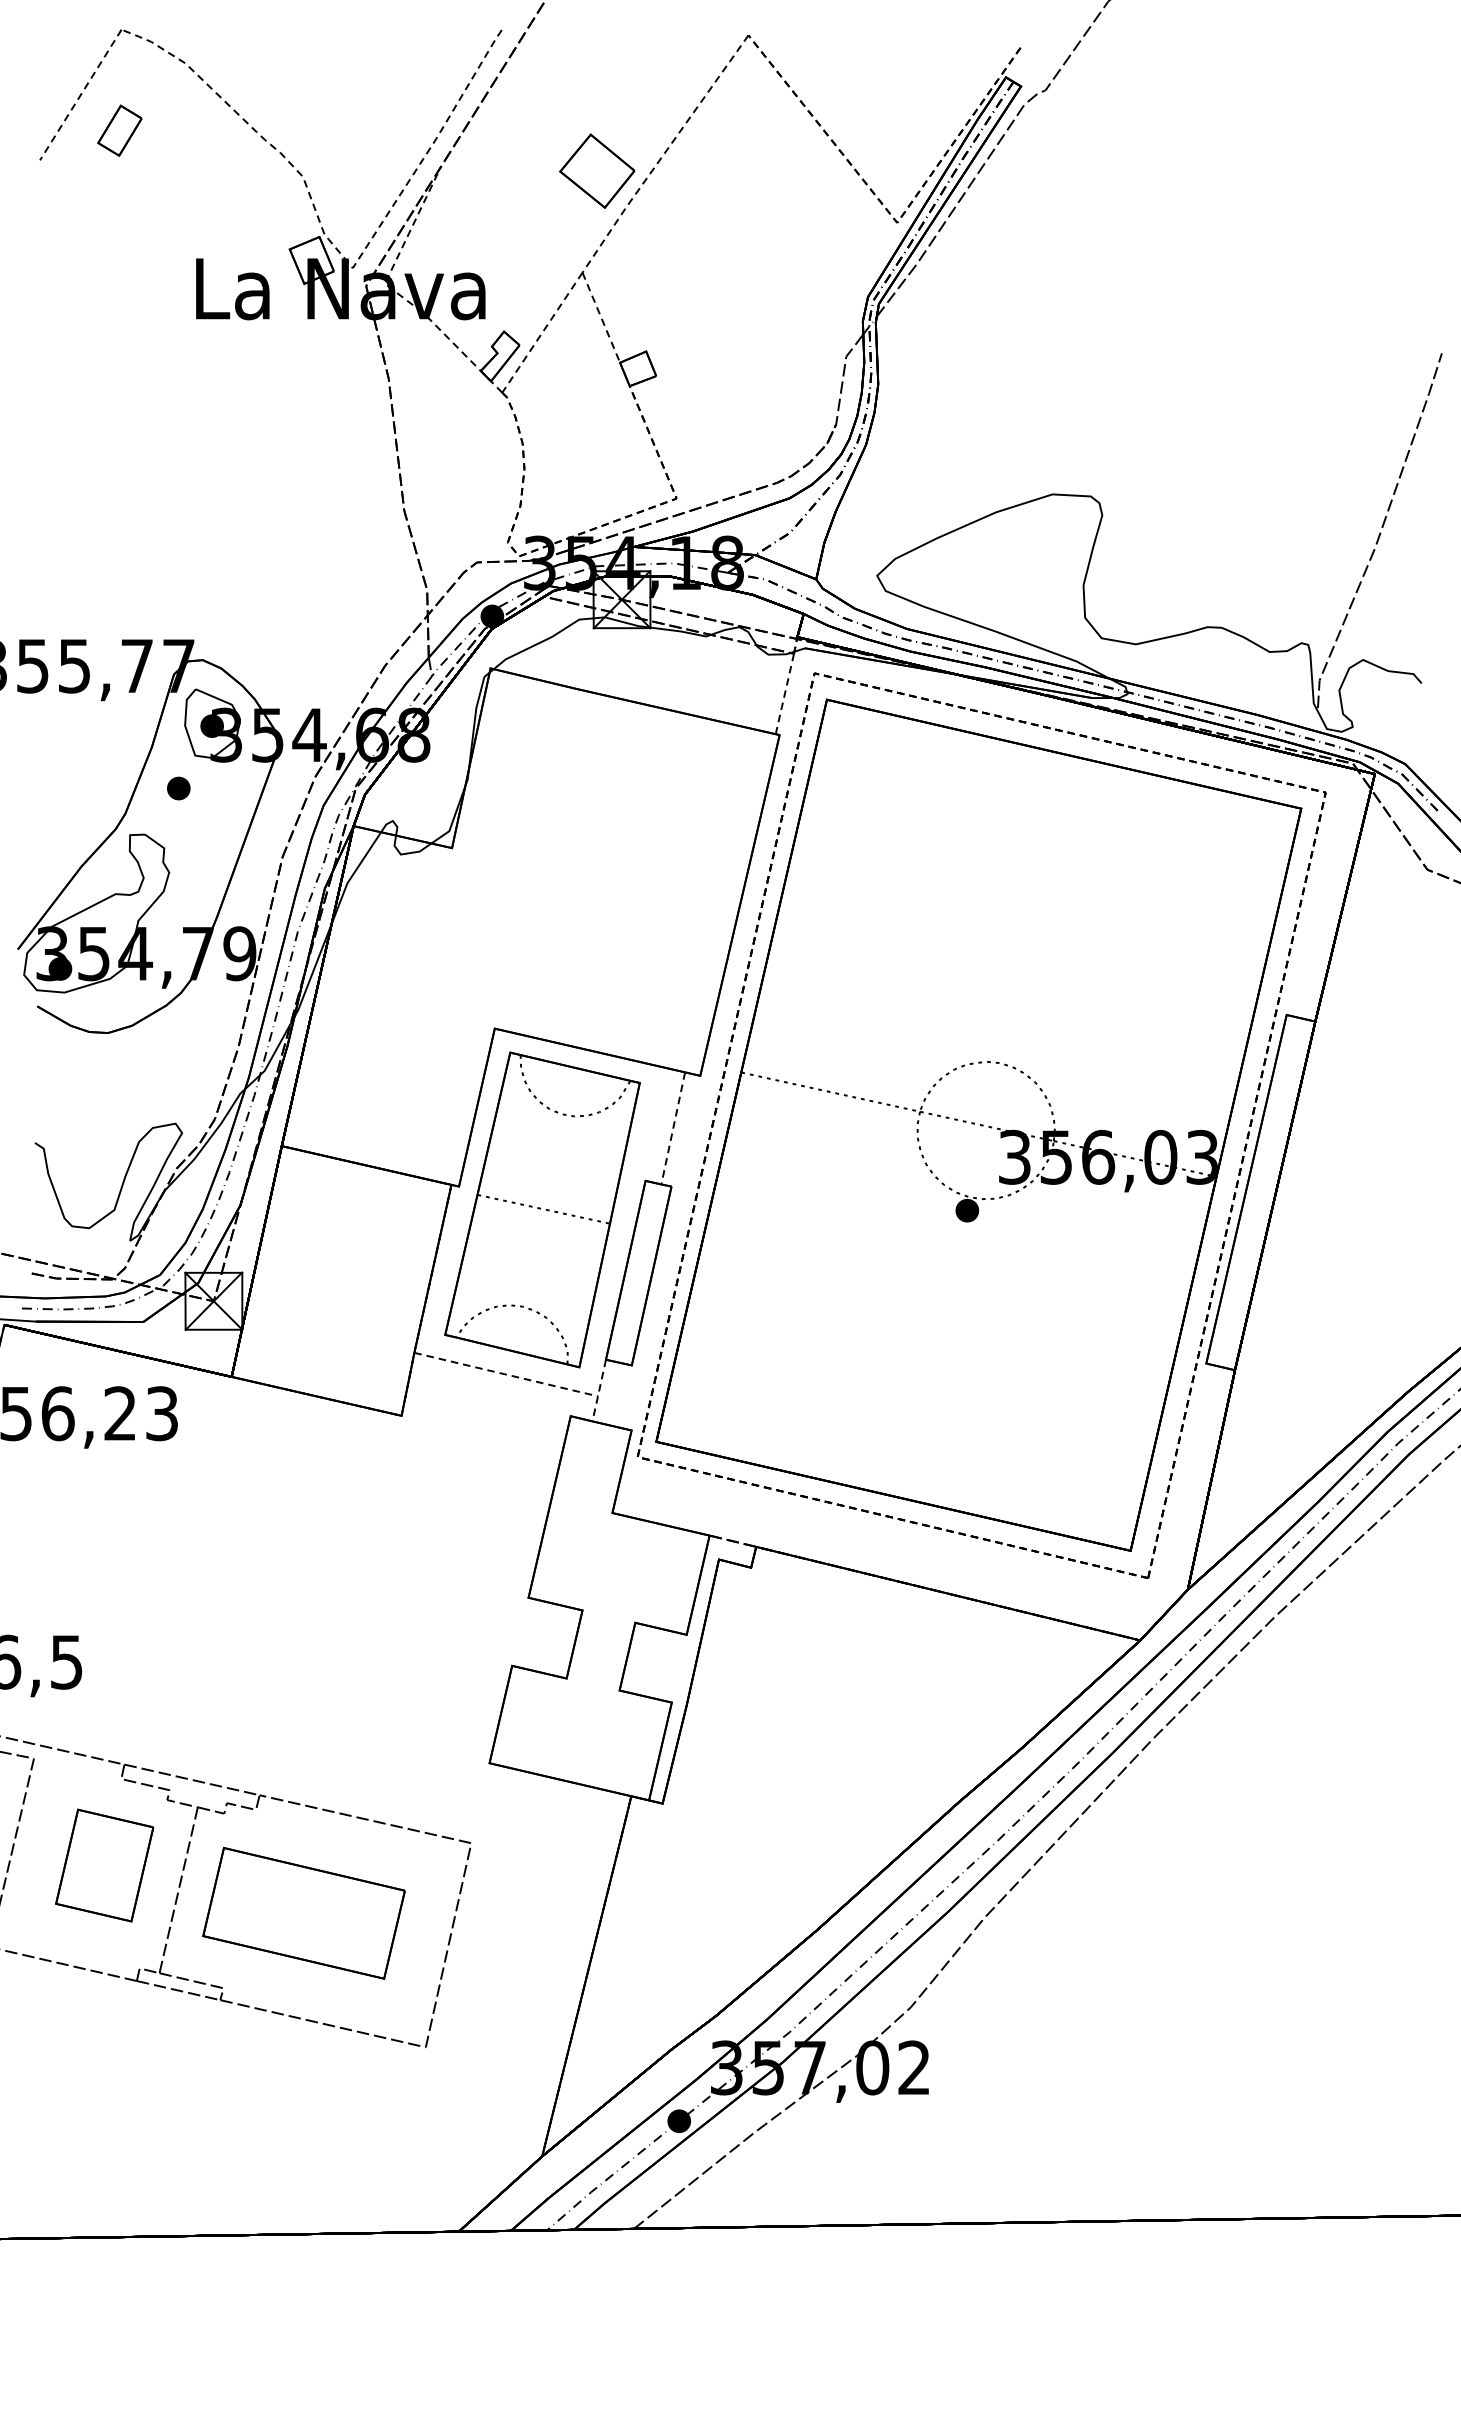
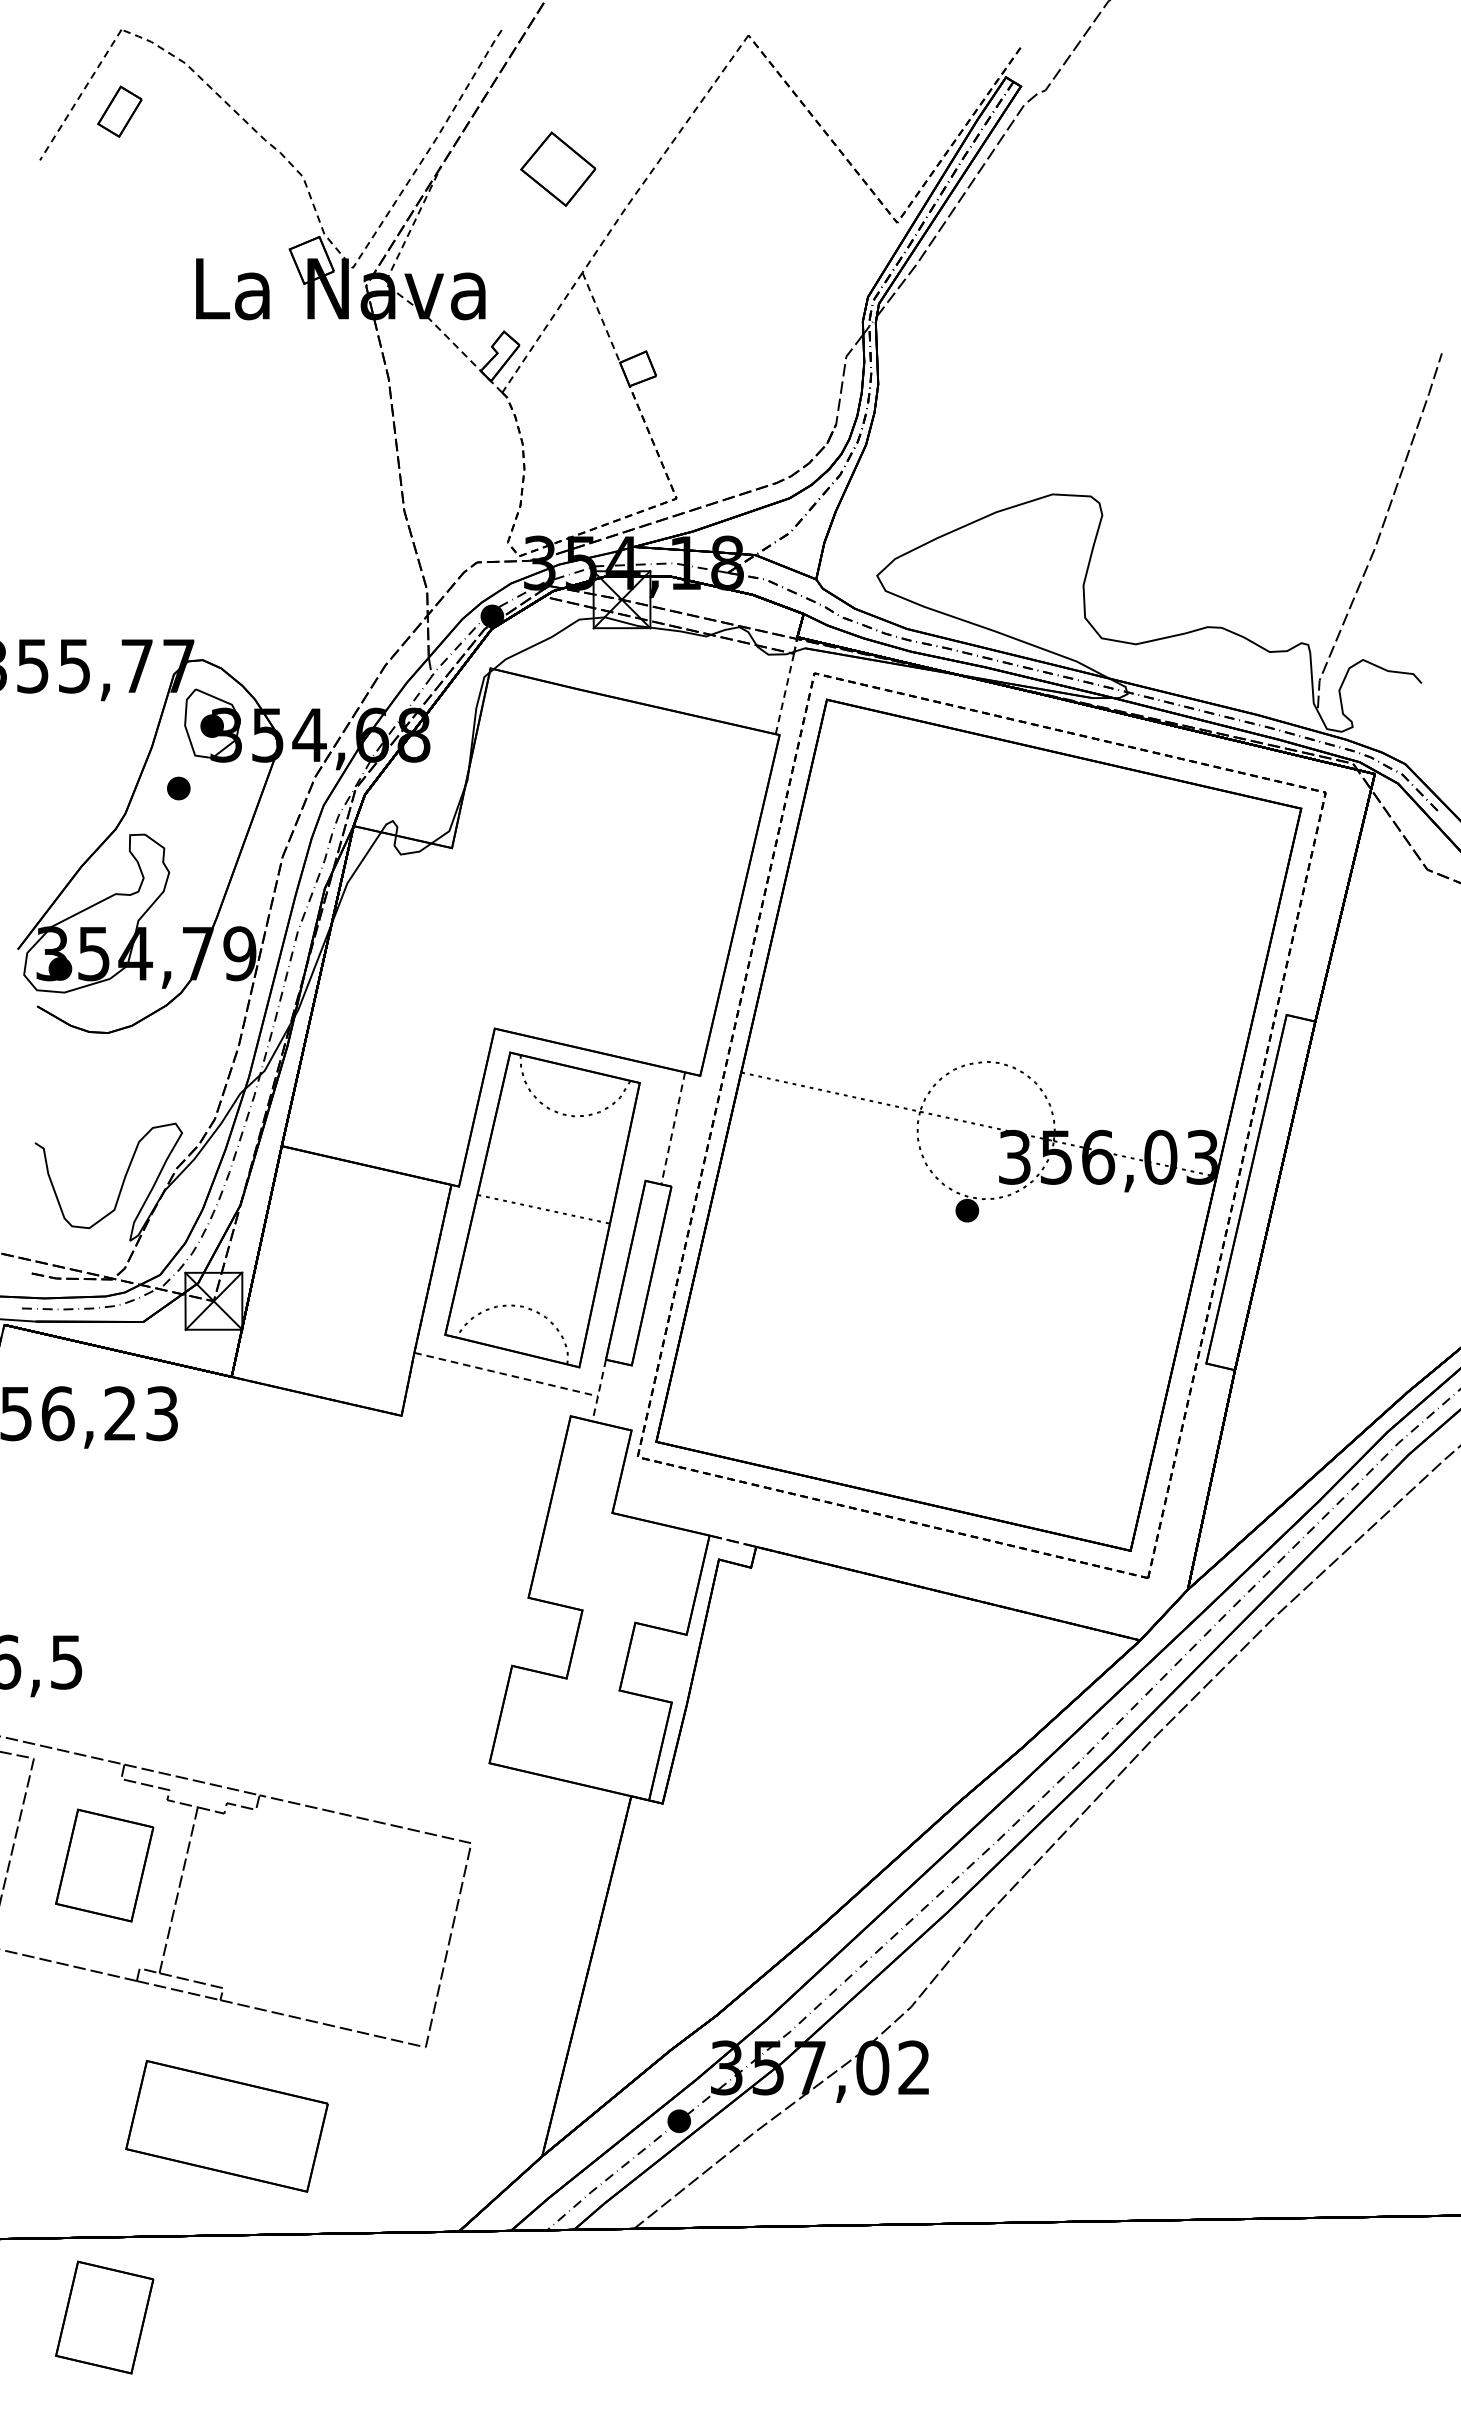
part position: (119, 130) -> (119, 111) (119, 111)
part position: (597, 170) -> (558, 168) (558, 168)
part position: (303, 1913) -> (226, 2126) (226, 2126)
part: none -> present (104, 2317)
